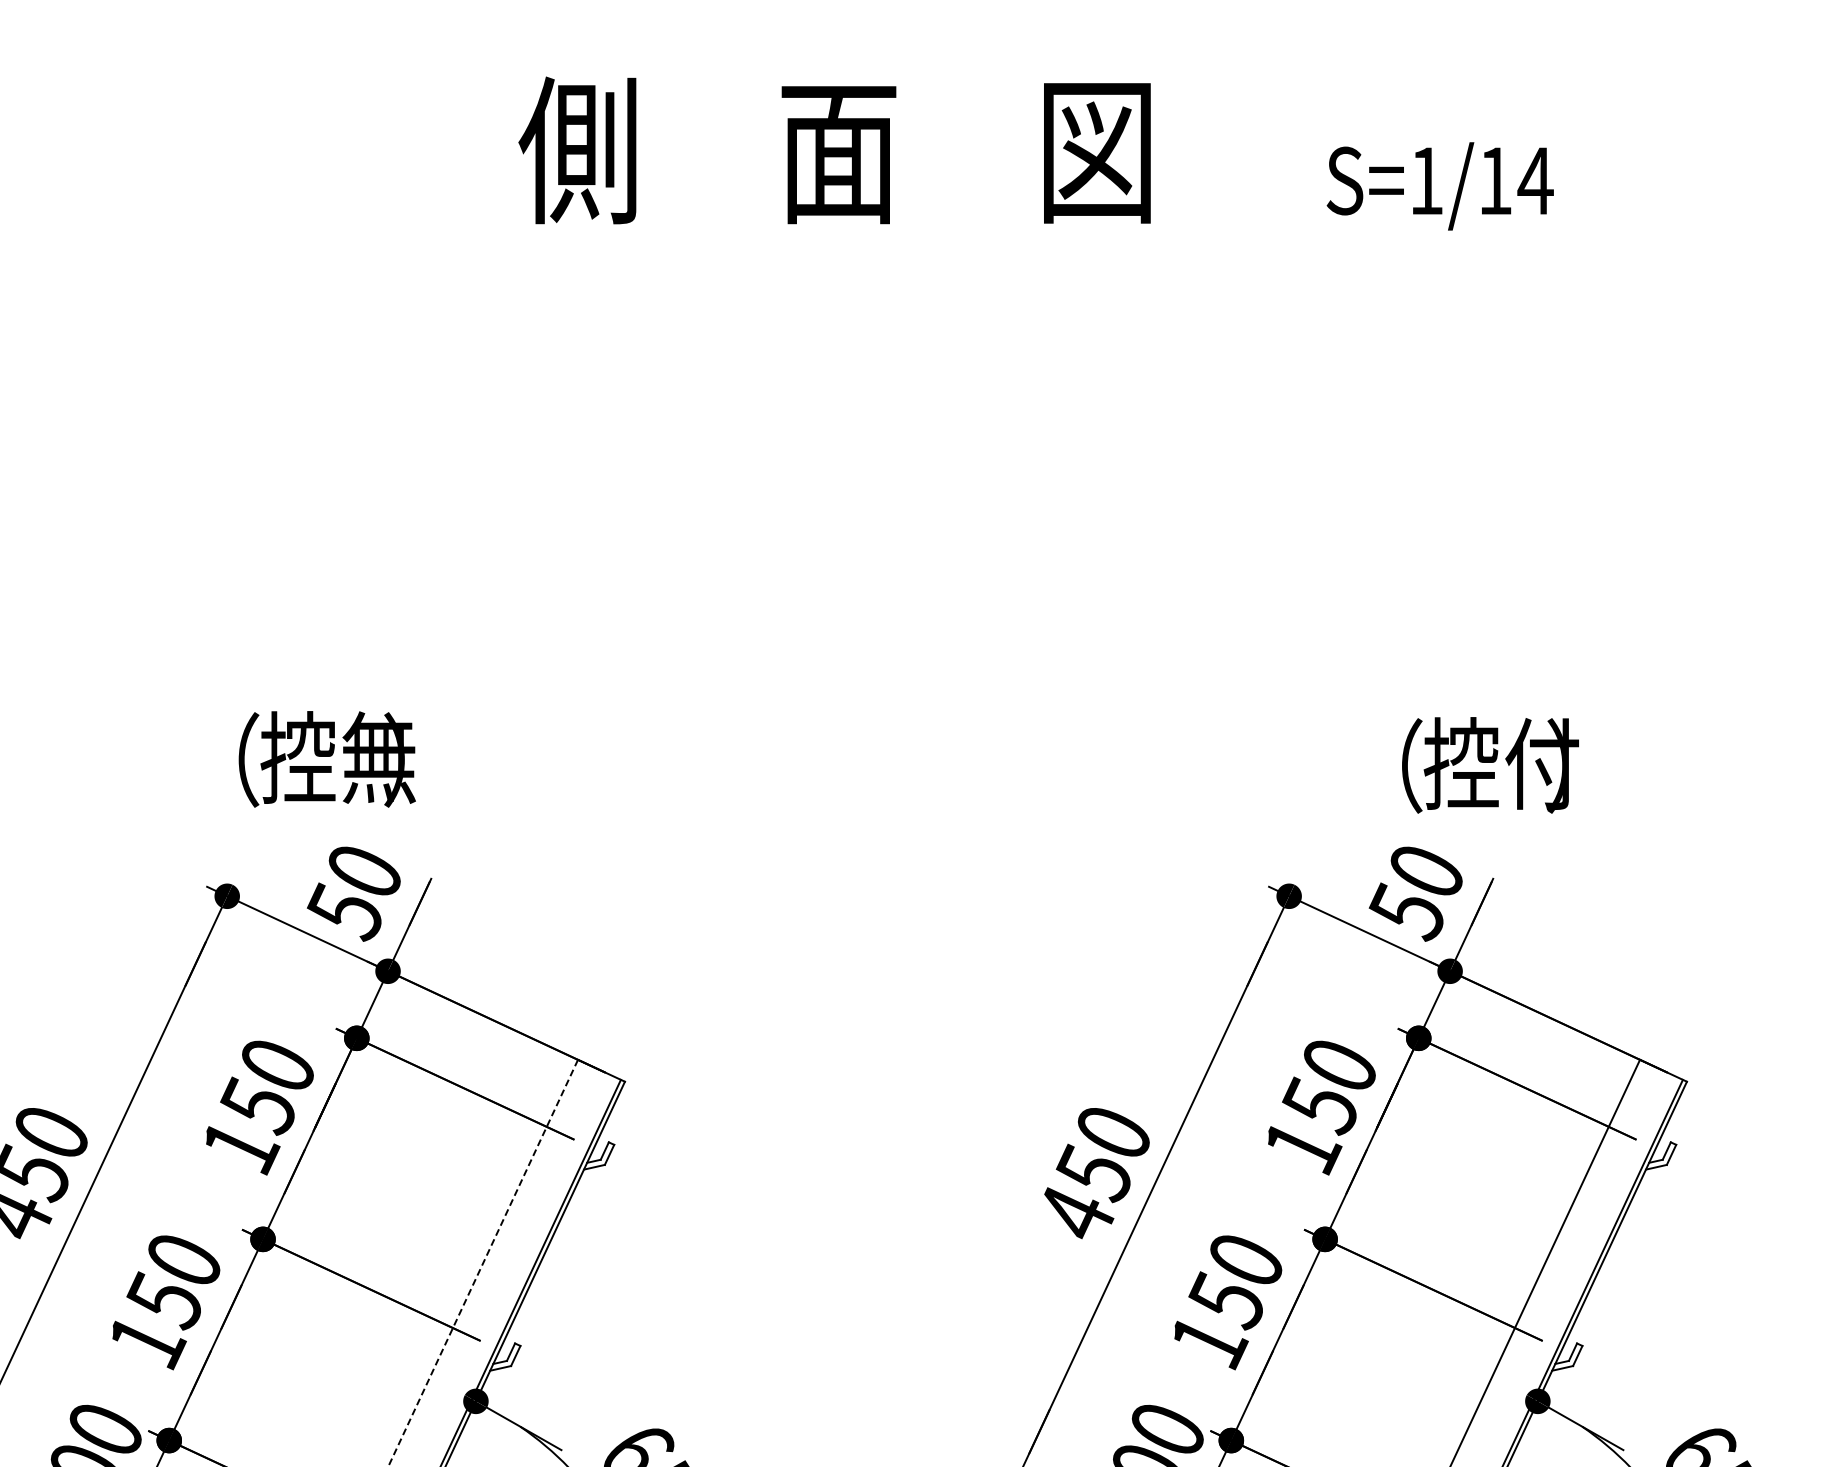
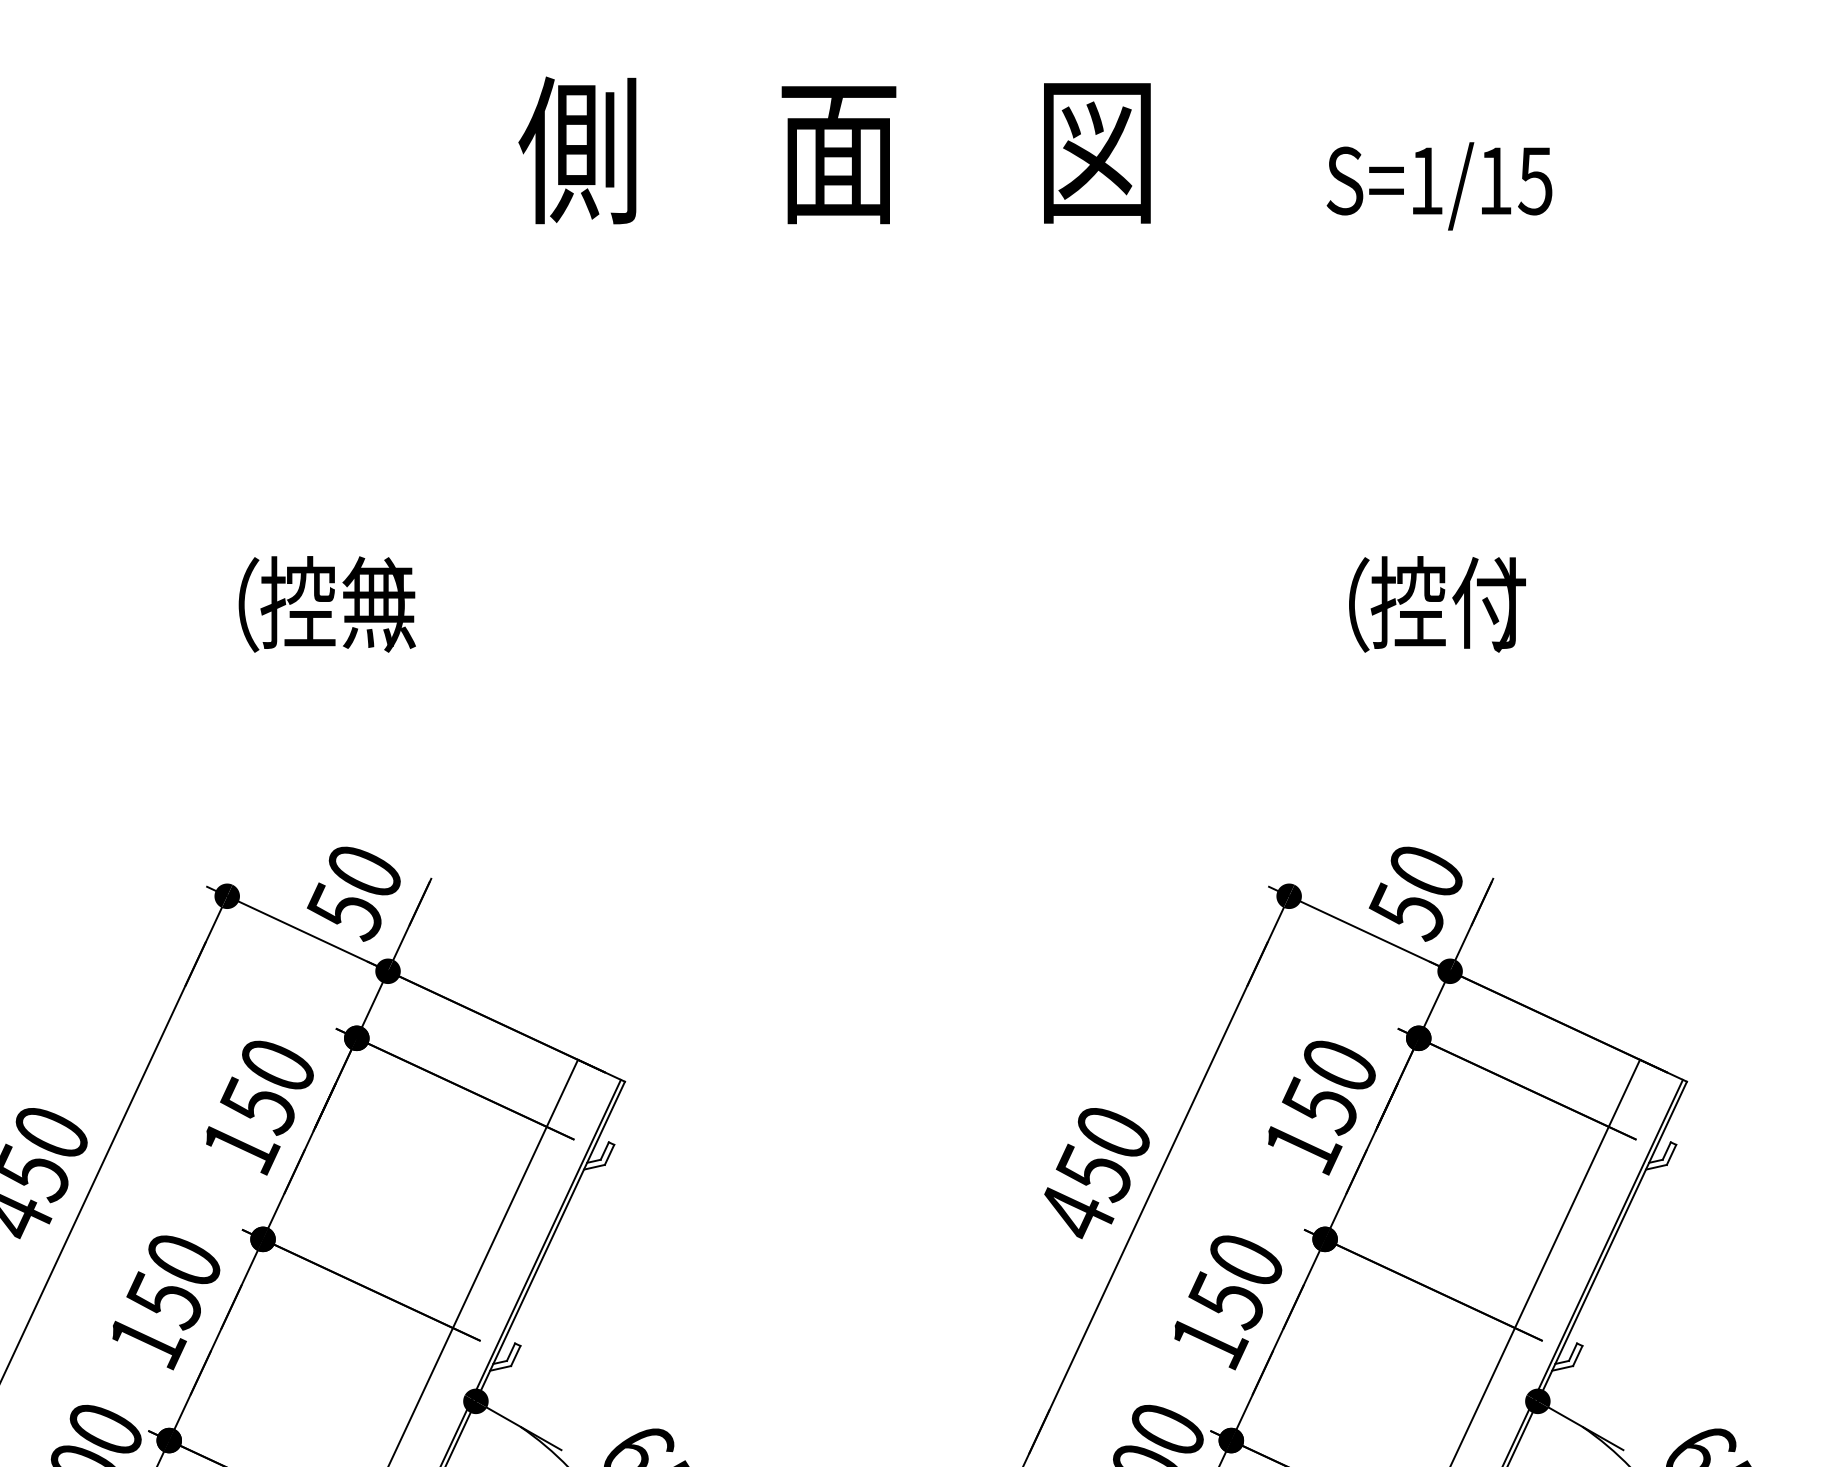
text: S=1/14 -> S=1/15 (1535, 181)
text position: (326, 759) -> (326, 604) (326, 604)
text position: (1490, 765) -> (1437, 604) (1437, 604)
line: dashed -> solid (483, 1263)
